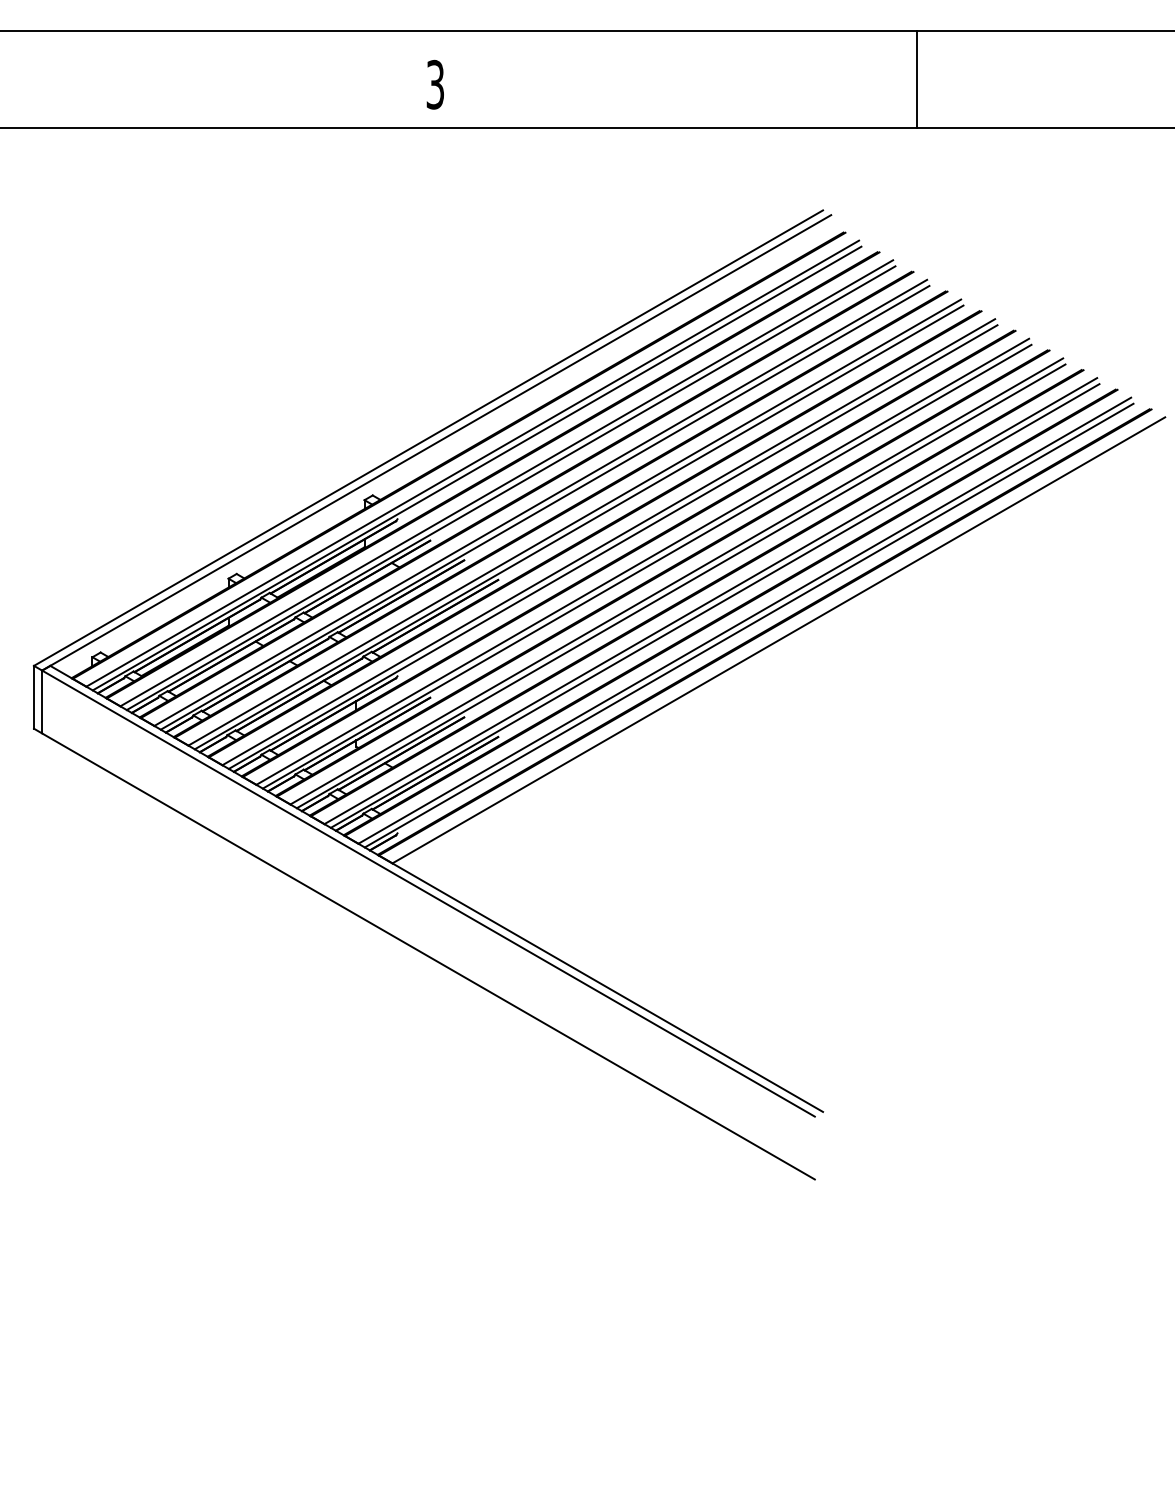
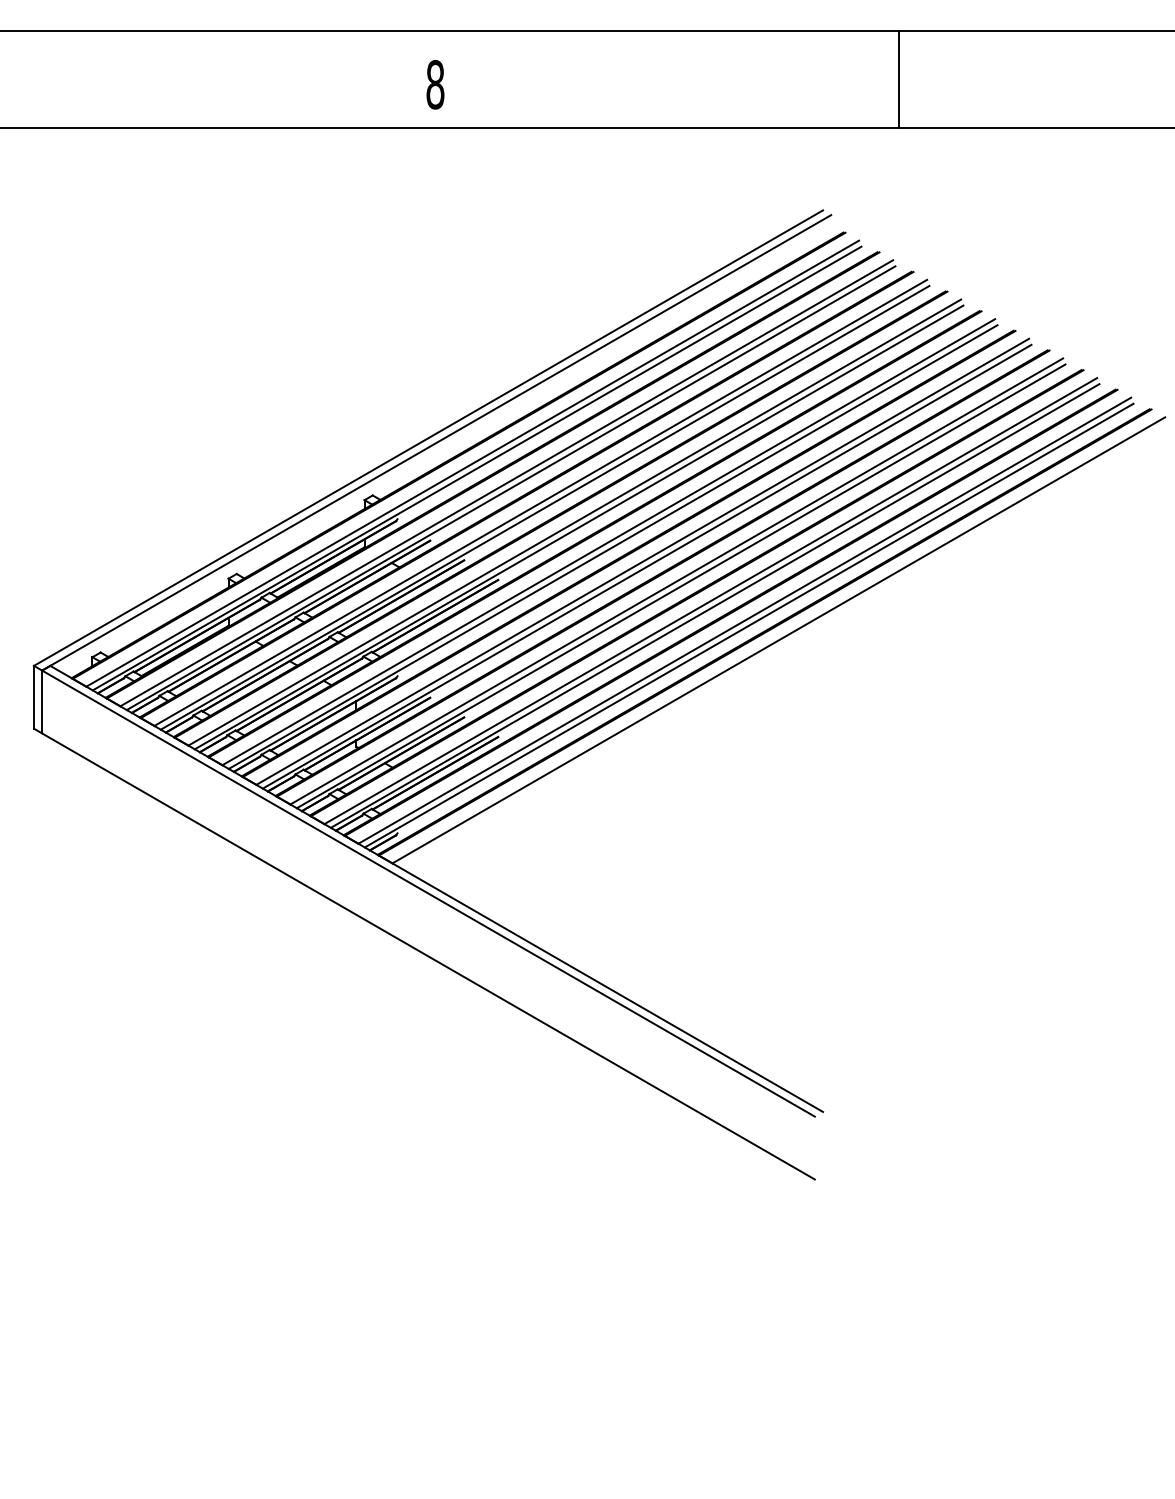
line position: (916, 79) -> (898, 79) (898, 79)
text: 3 -> 8 (435, 84)
